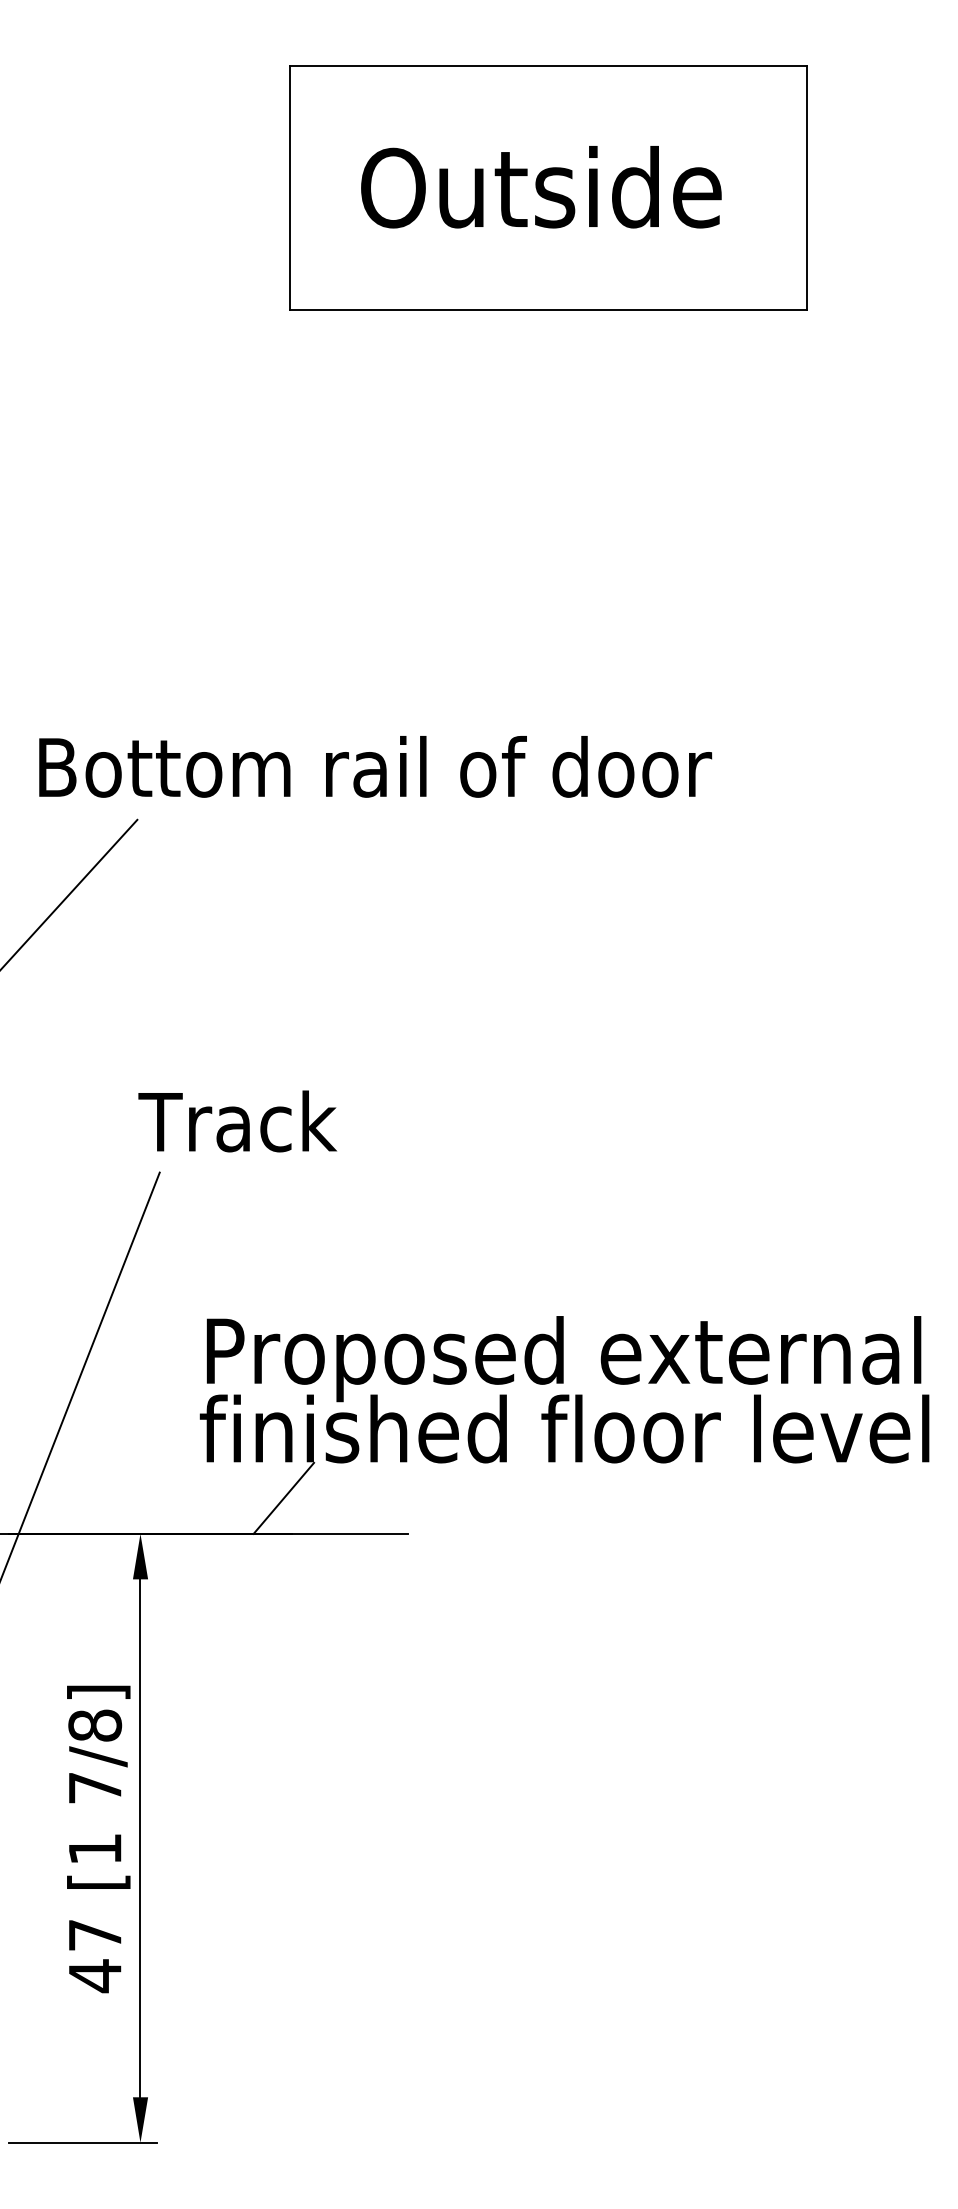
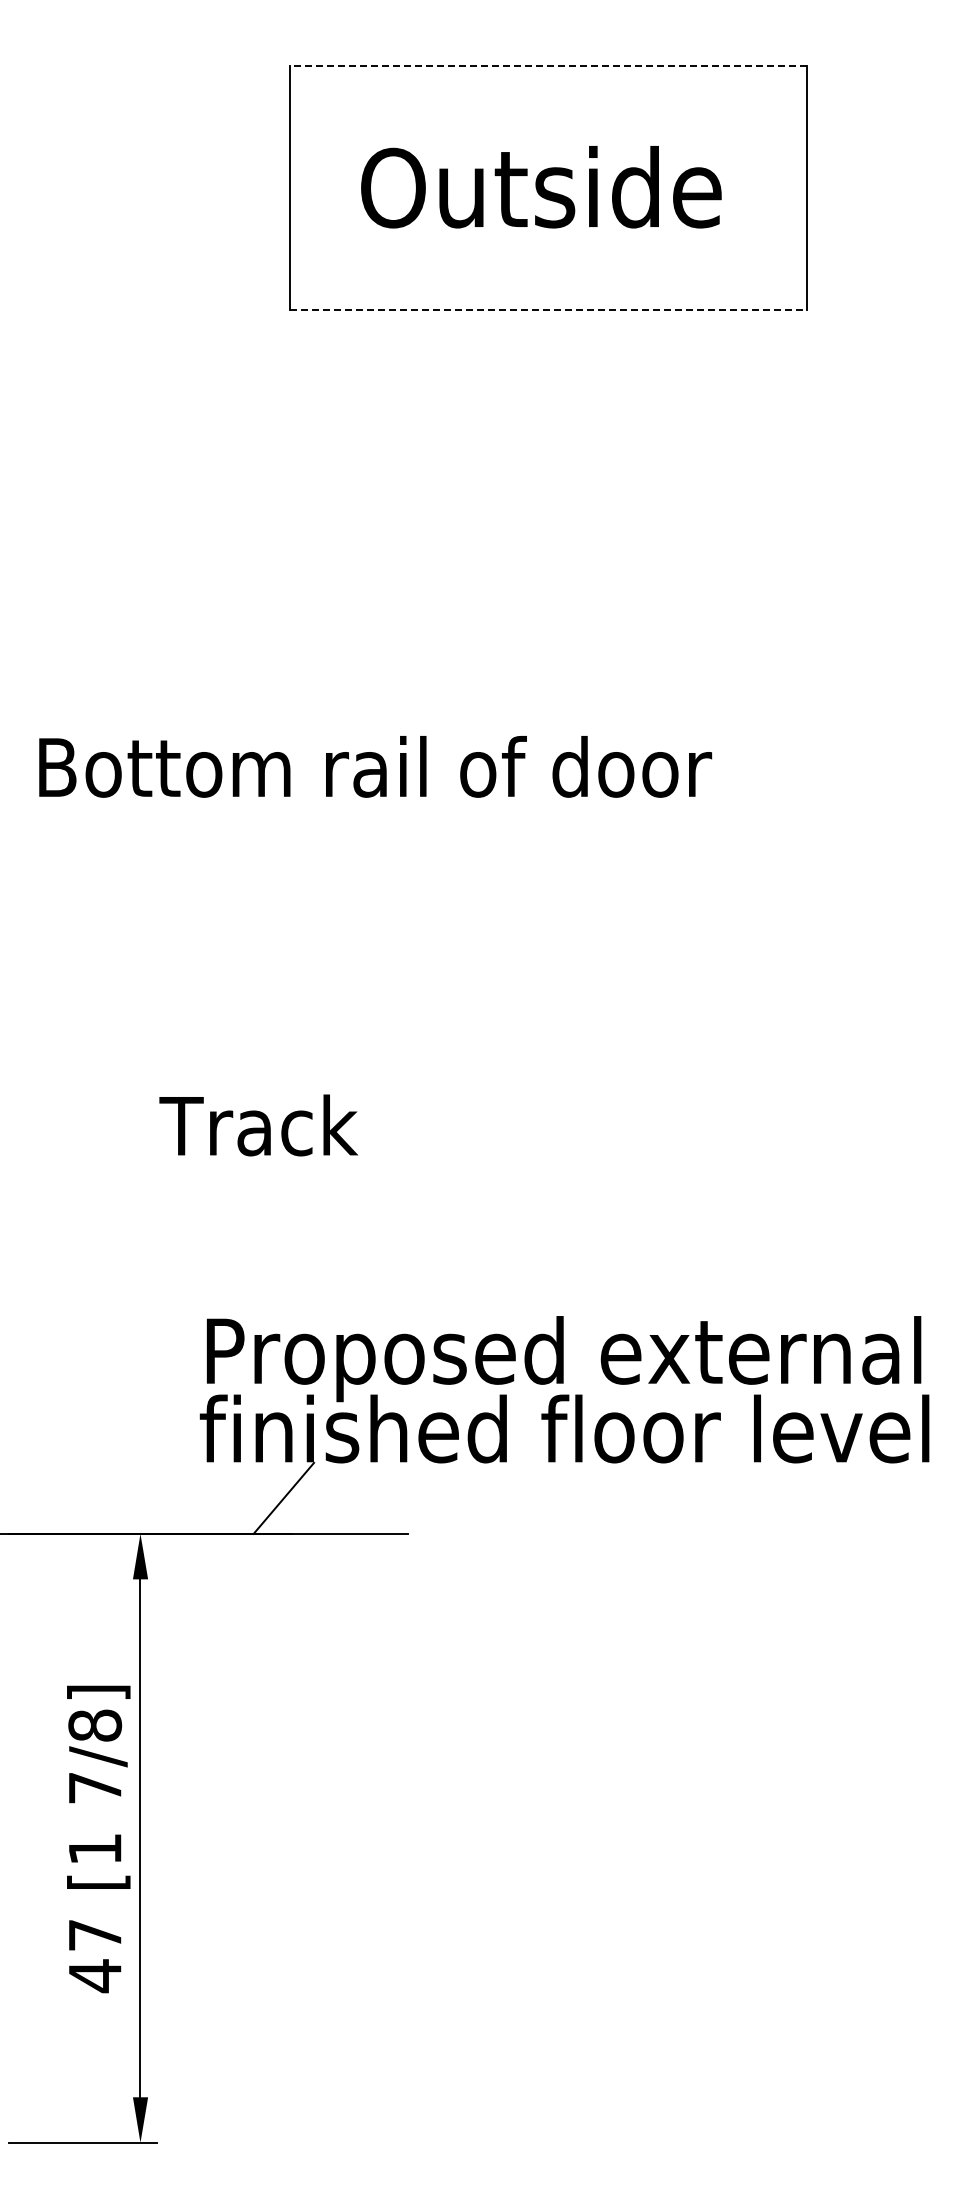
line: solid -> dashed (548, 66)
line: solid -> dashed (548, 310)
line: present -> none (69, 893)
text position: (237, 1121) -> (258, 1125) (258, 1125)
line: present -> none (80, 1374)
